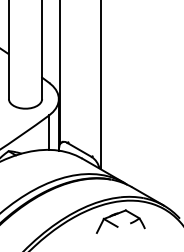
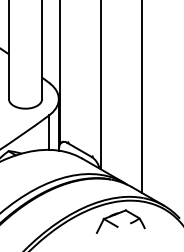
line: none -> present (141, 97)
